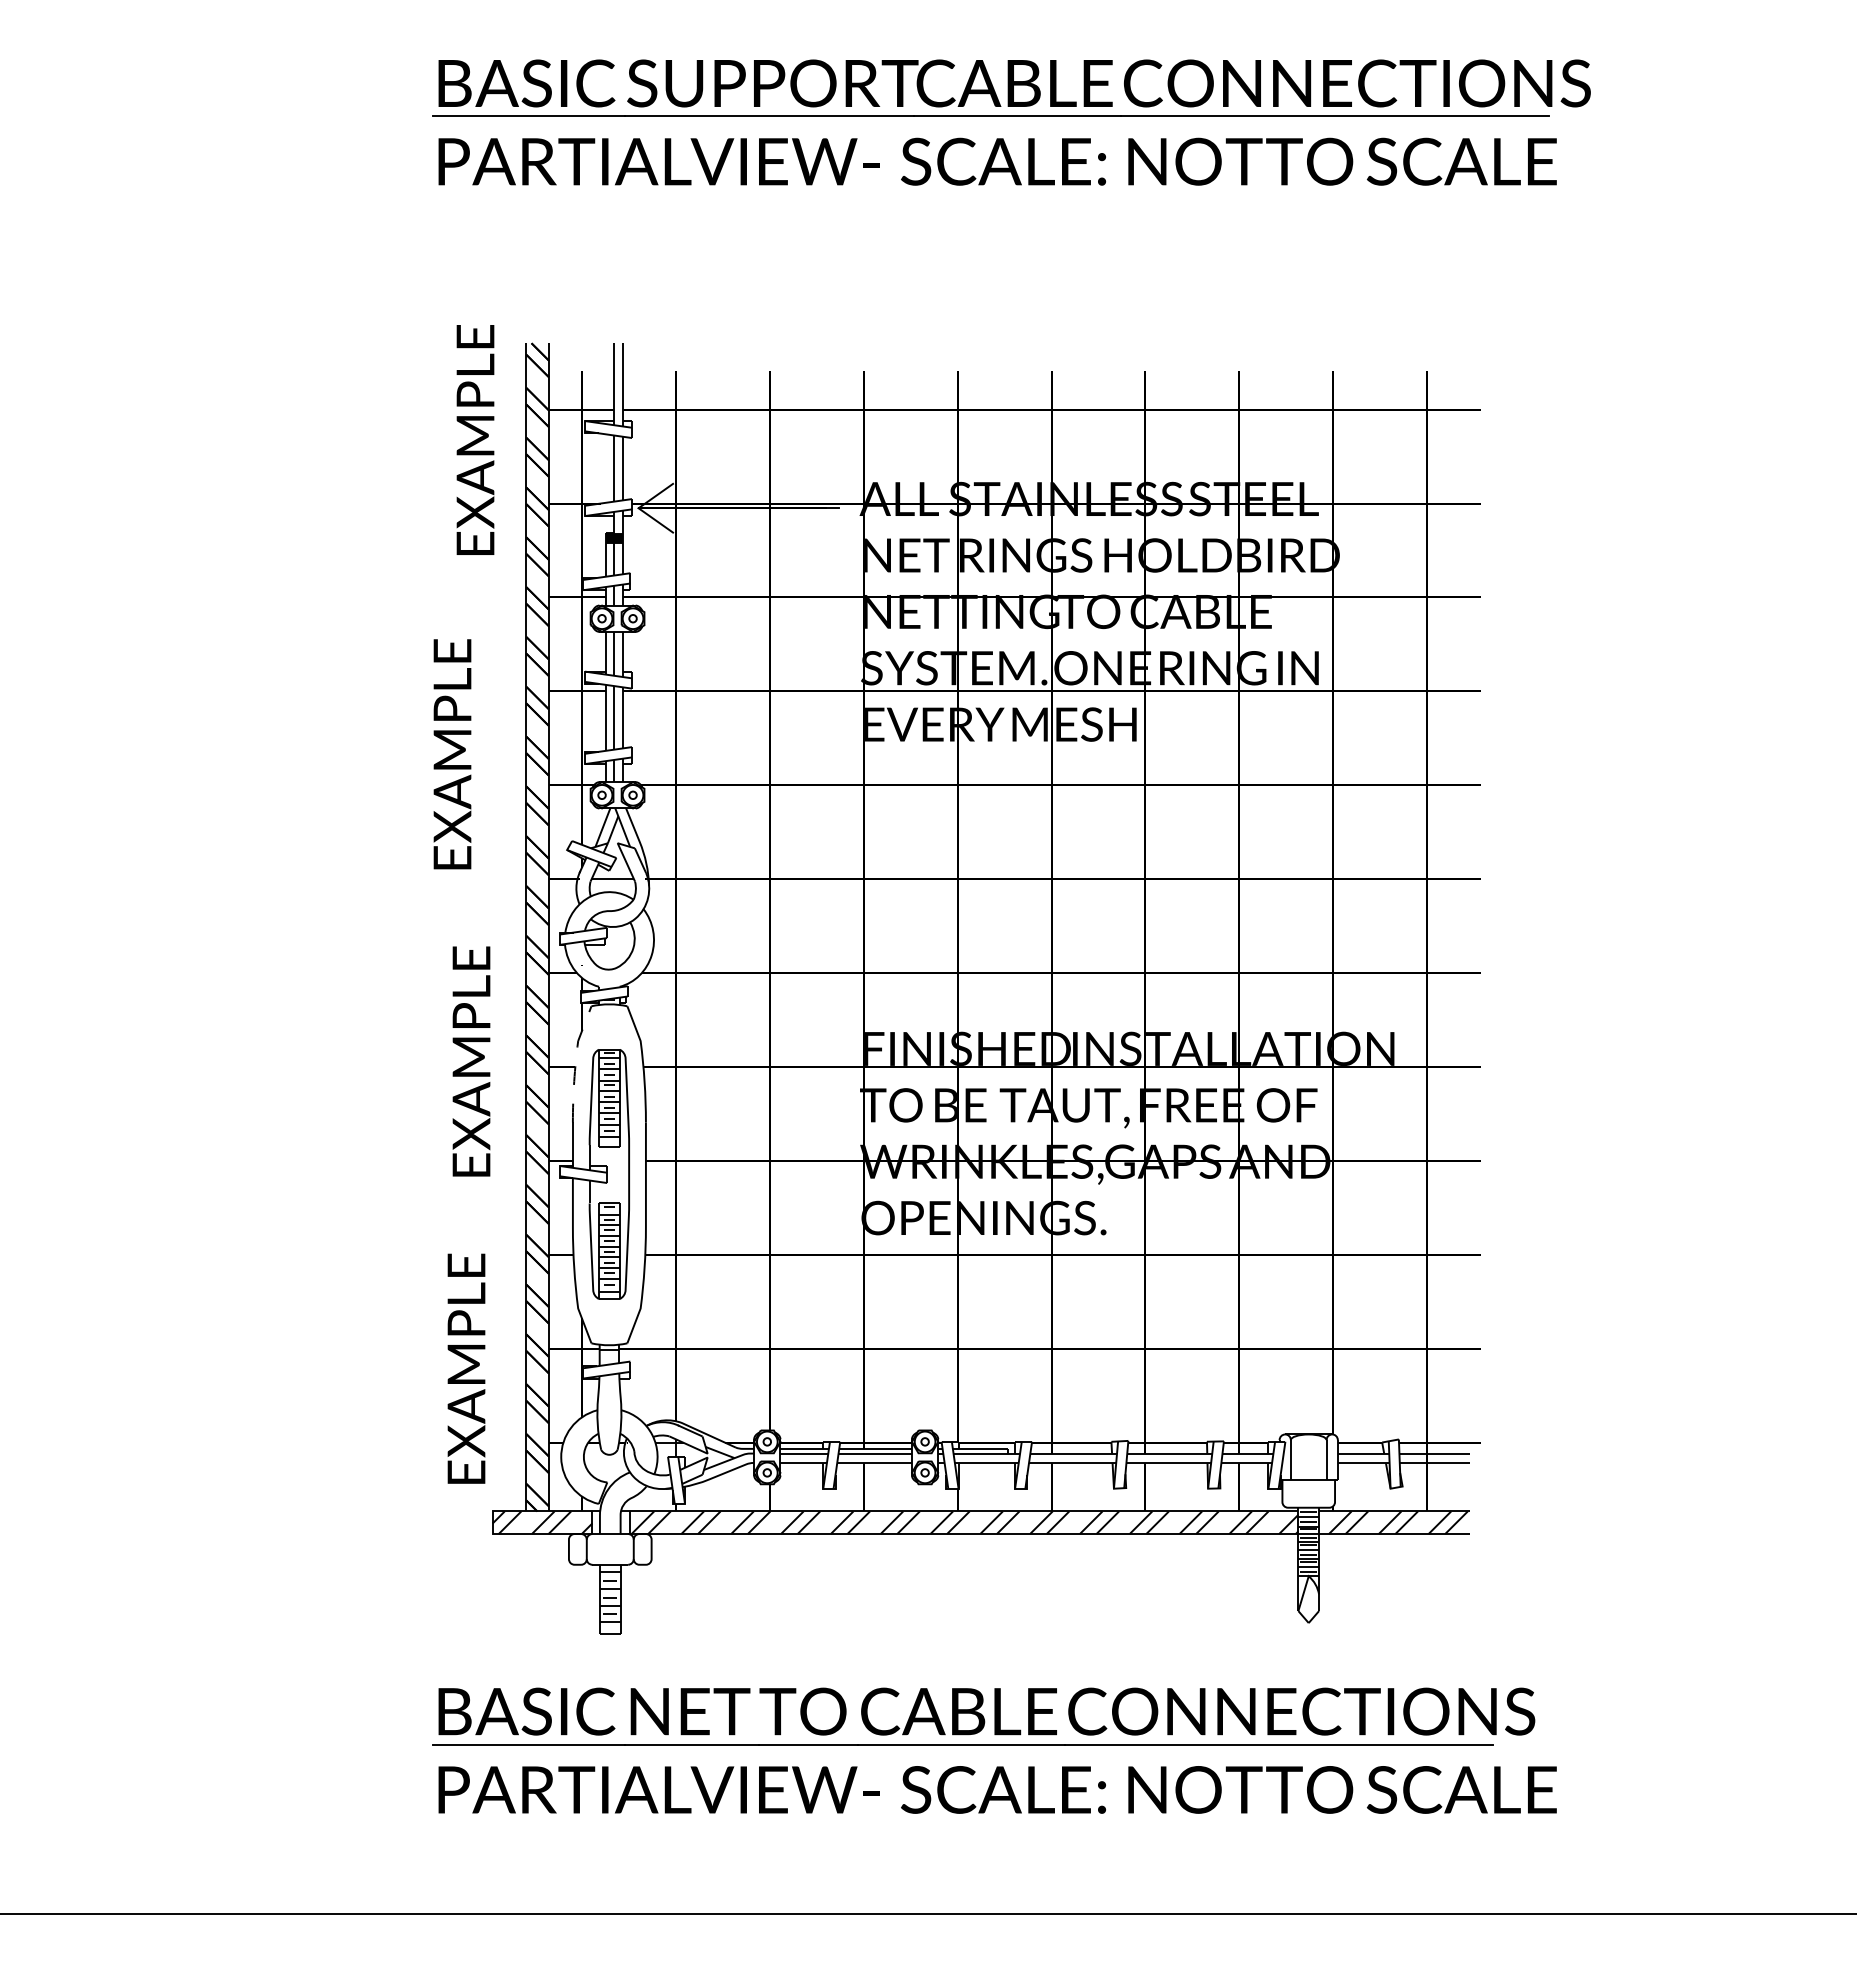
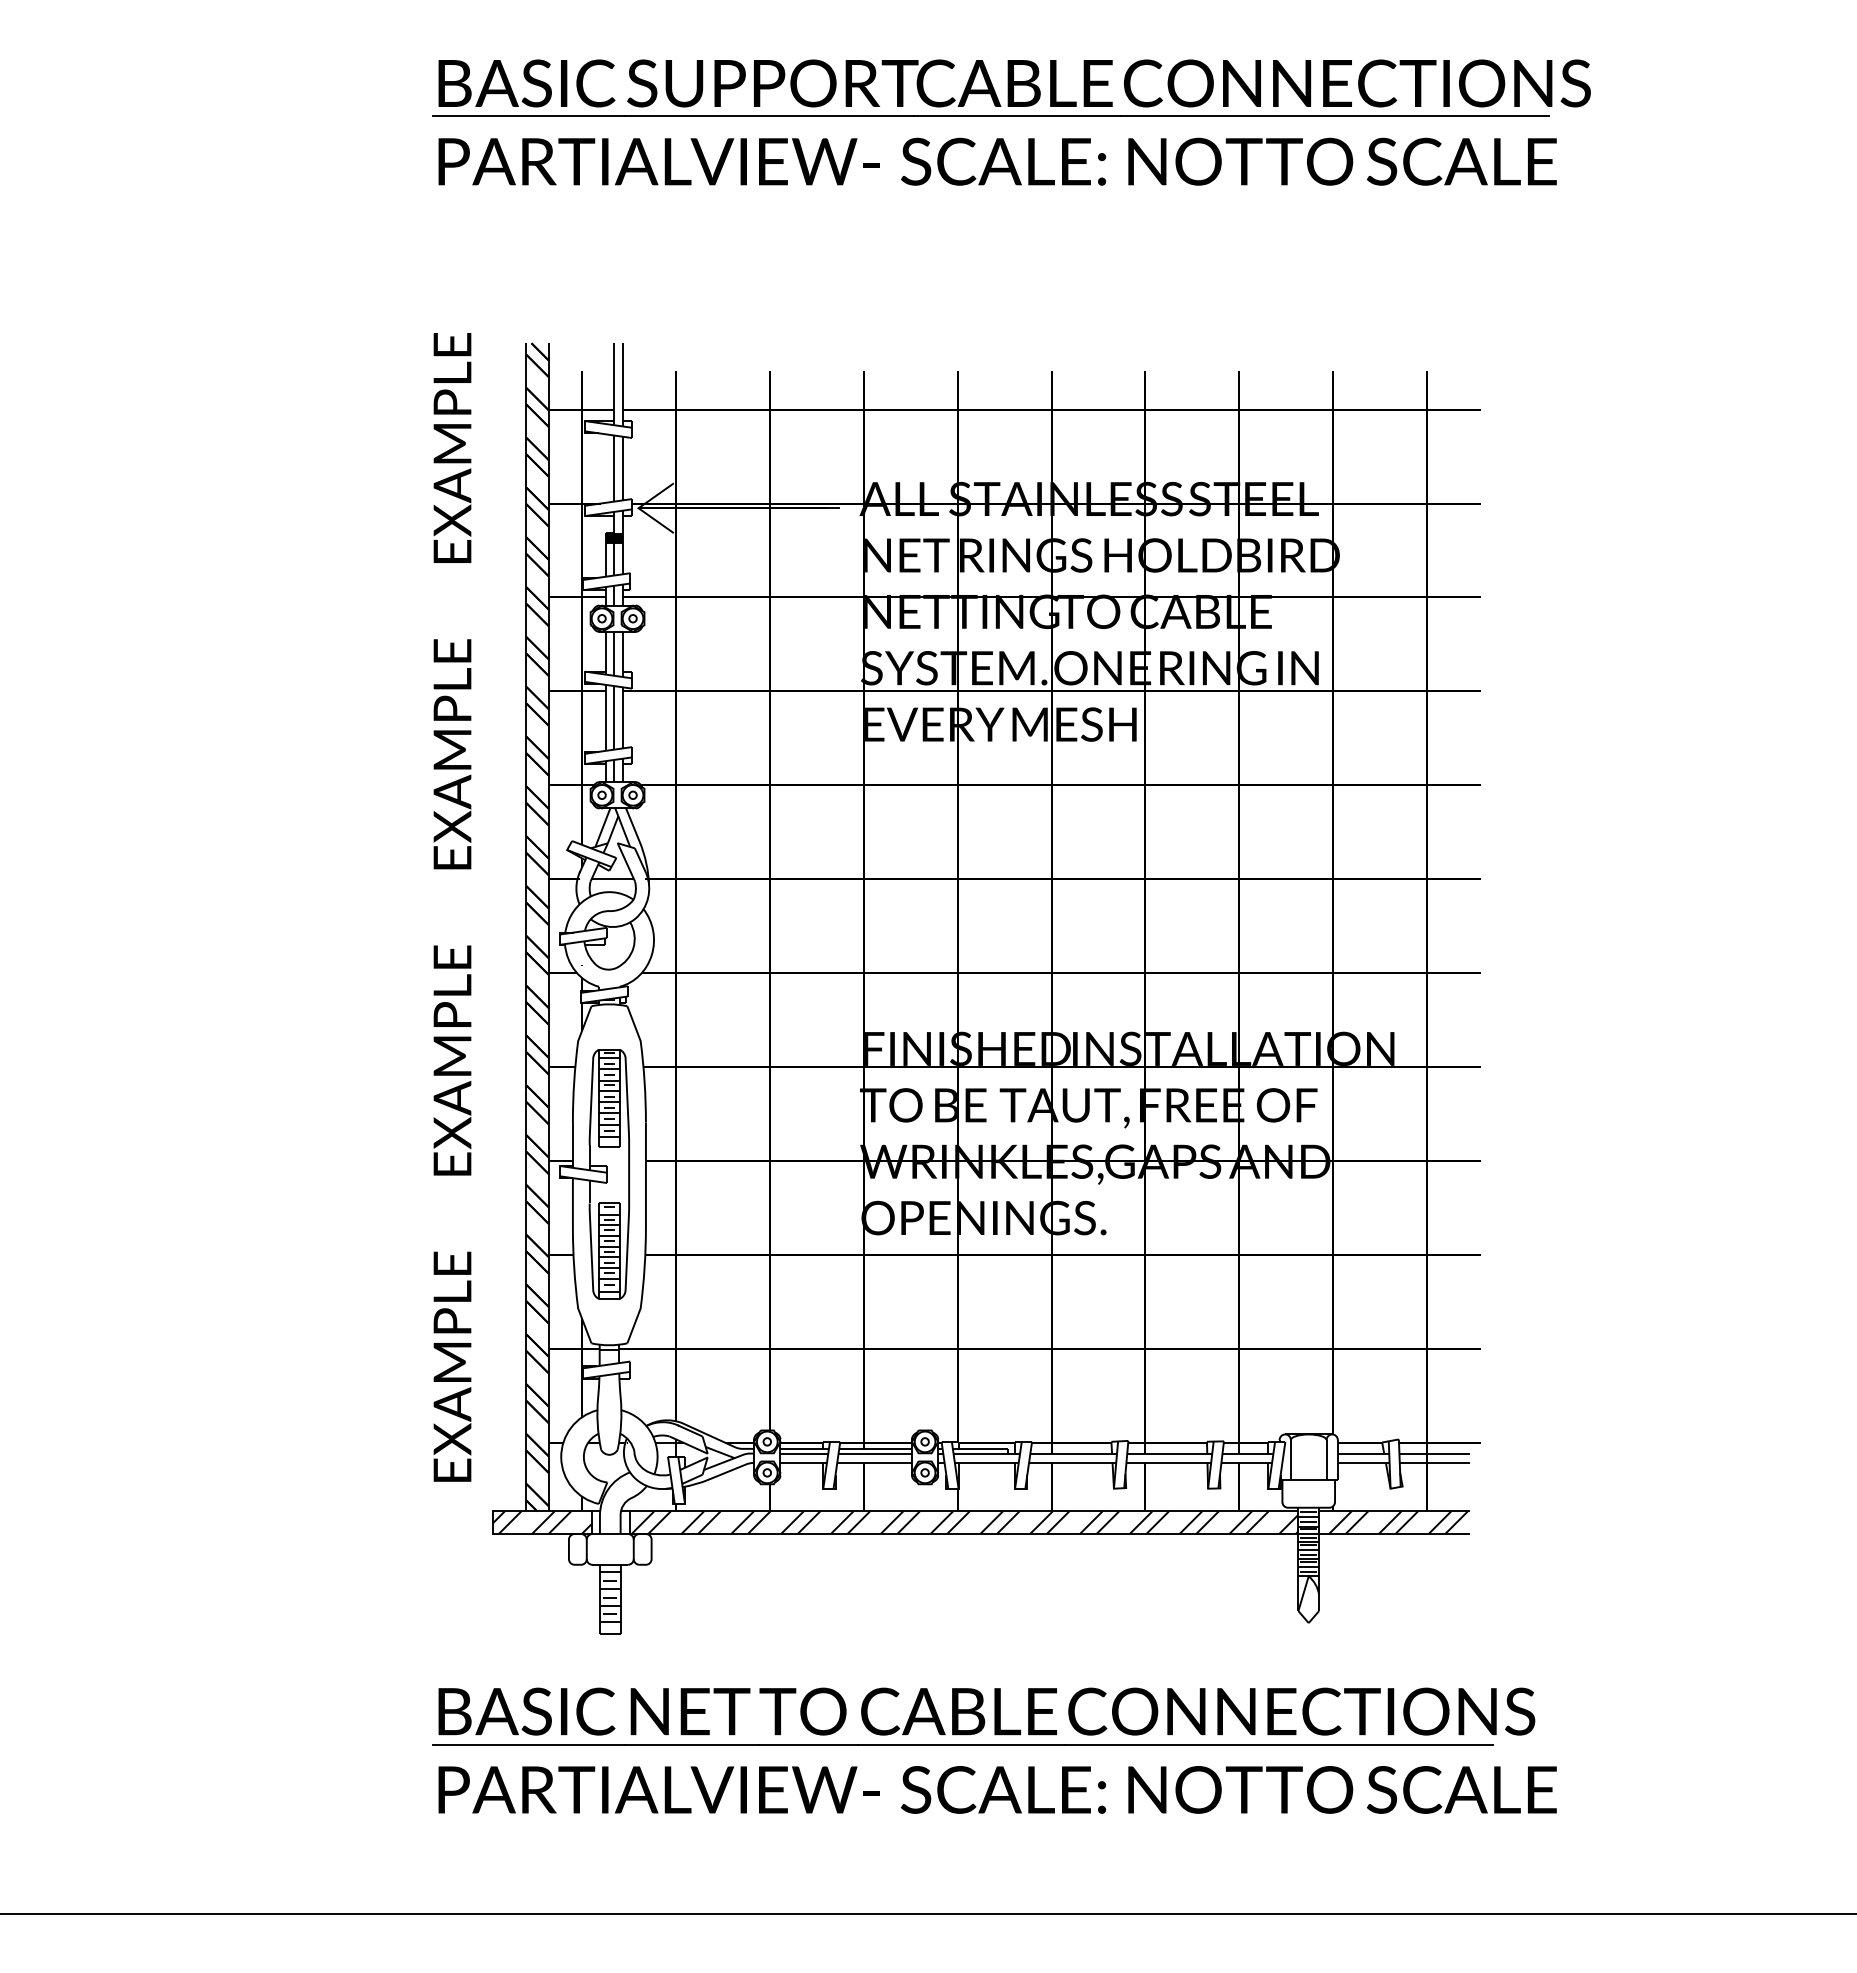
text position: (475, 439) -> (452, 447) (452, 447)
text position: (471, 1061) -> (452, 1060) (452, 1060)
line: dashed -> solid (575, 1063)
text position: (466, 1368) -> (452, 1366) (452, 1366)
